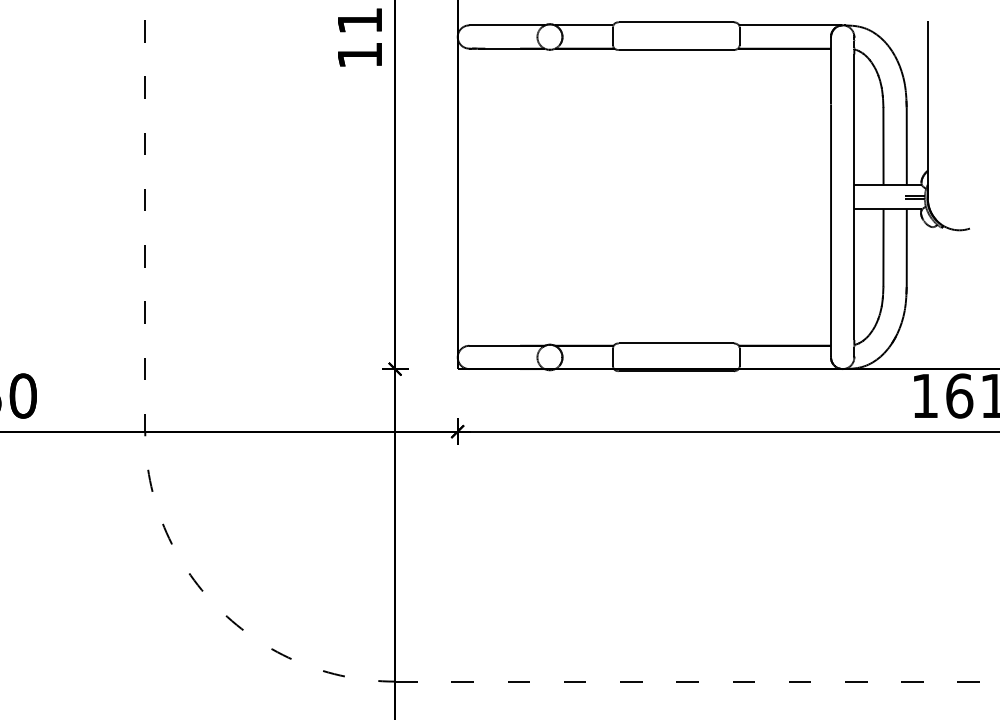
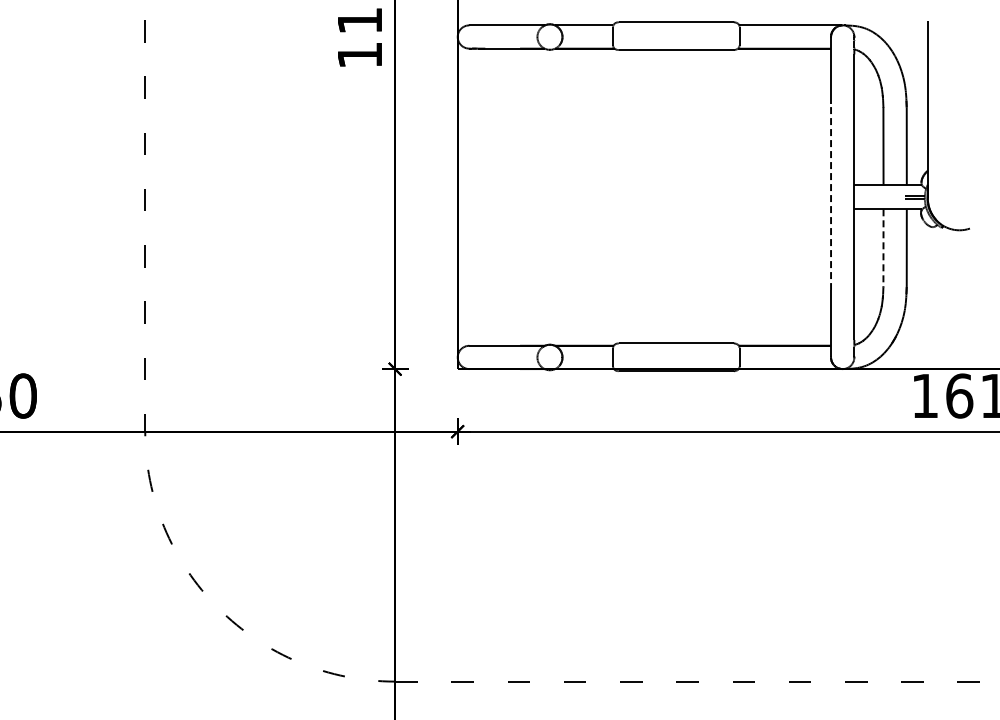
line: solid -> dashed (831, 197)
line: solid -> dashed (883, 248)
